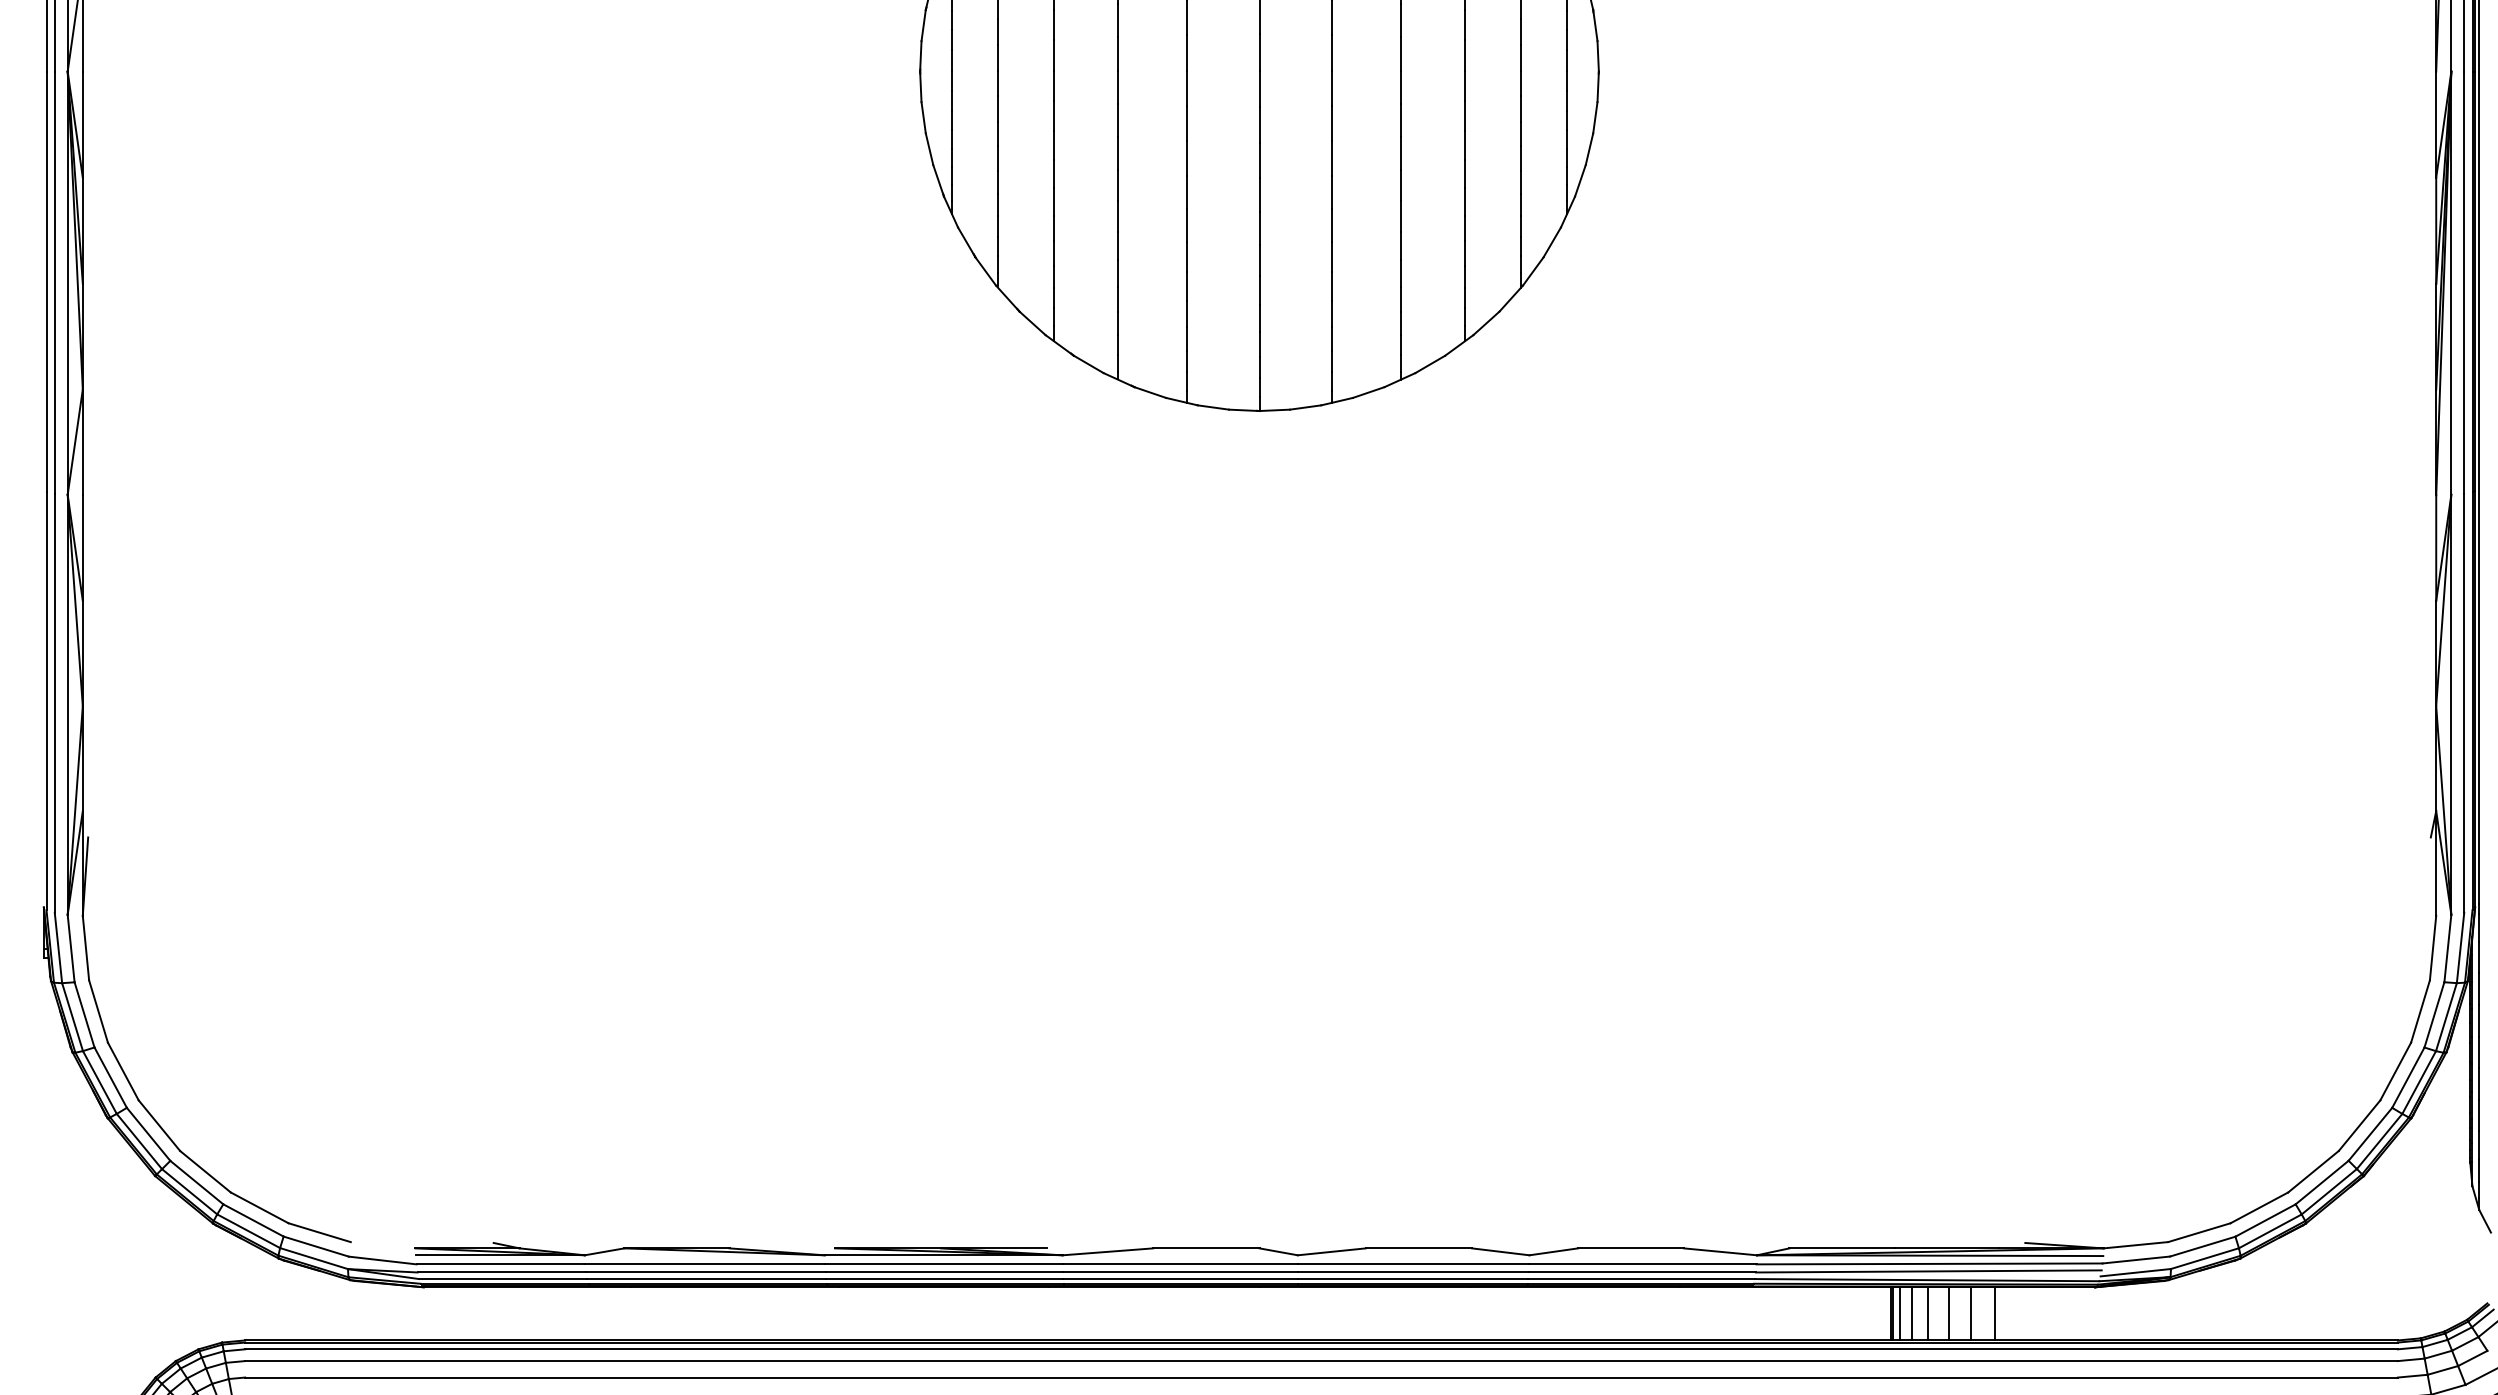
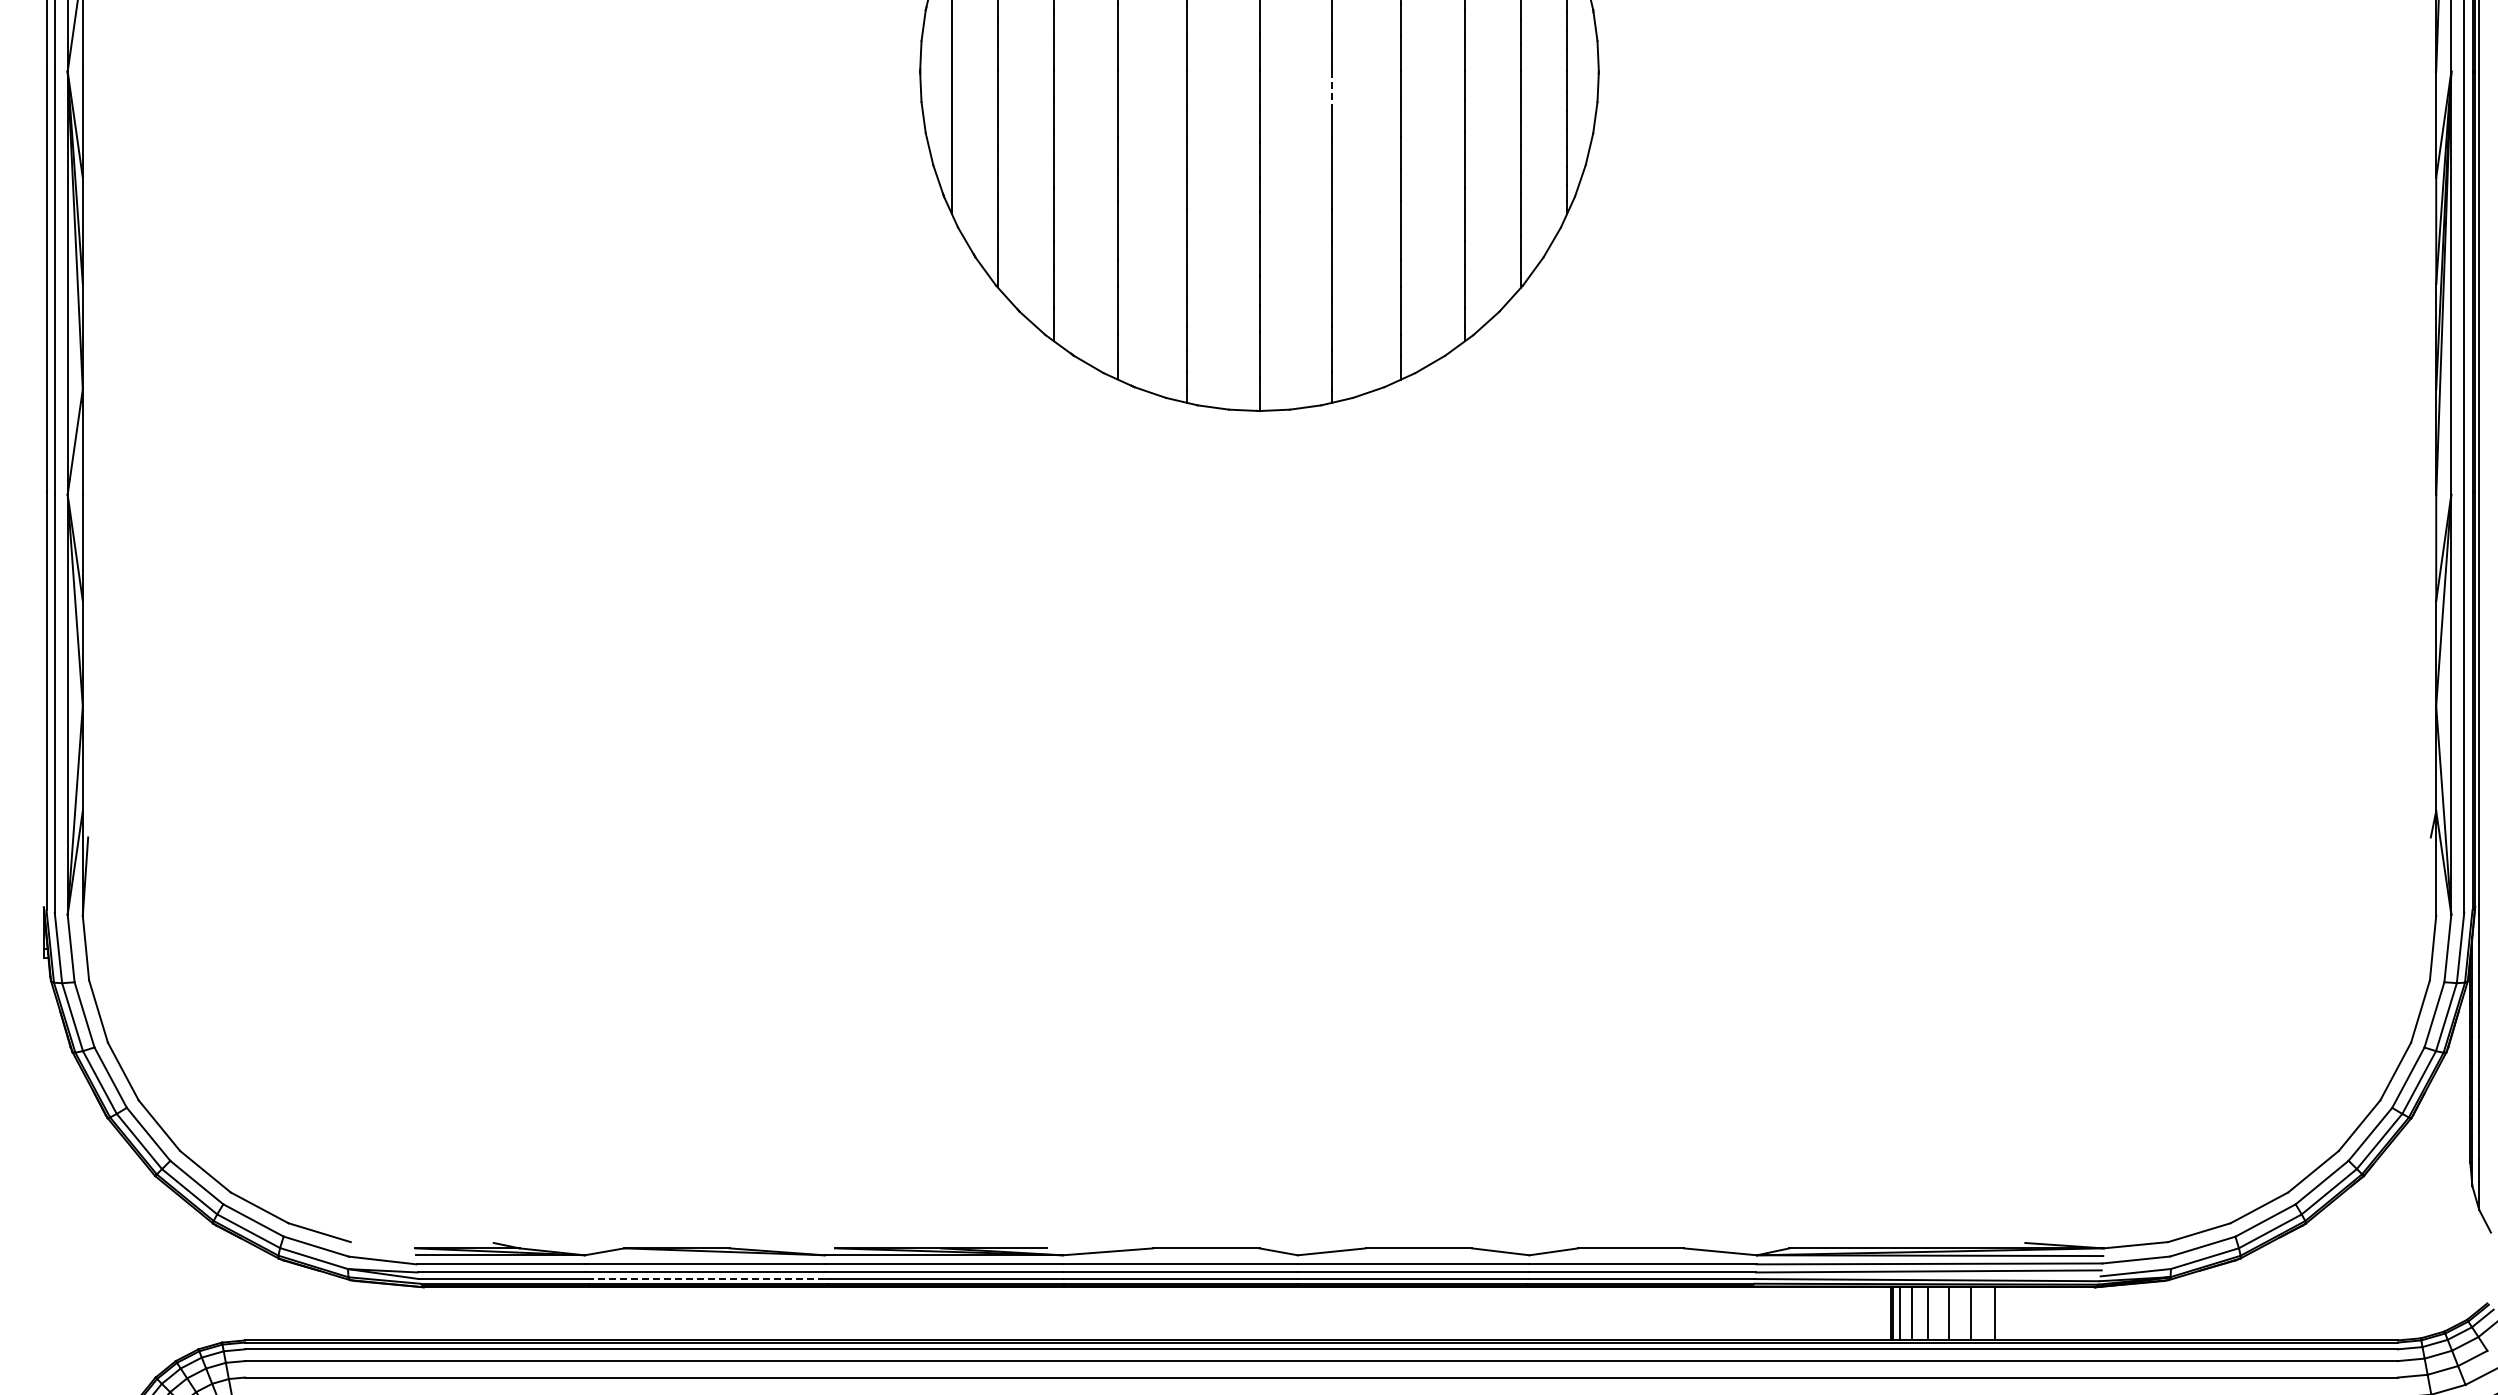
line: solid -> dashed (1331, 88)
line: solid -> dashed (707, 1279)
